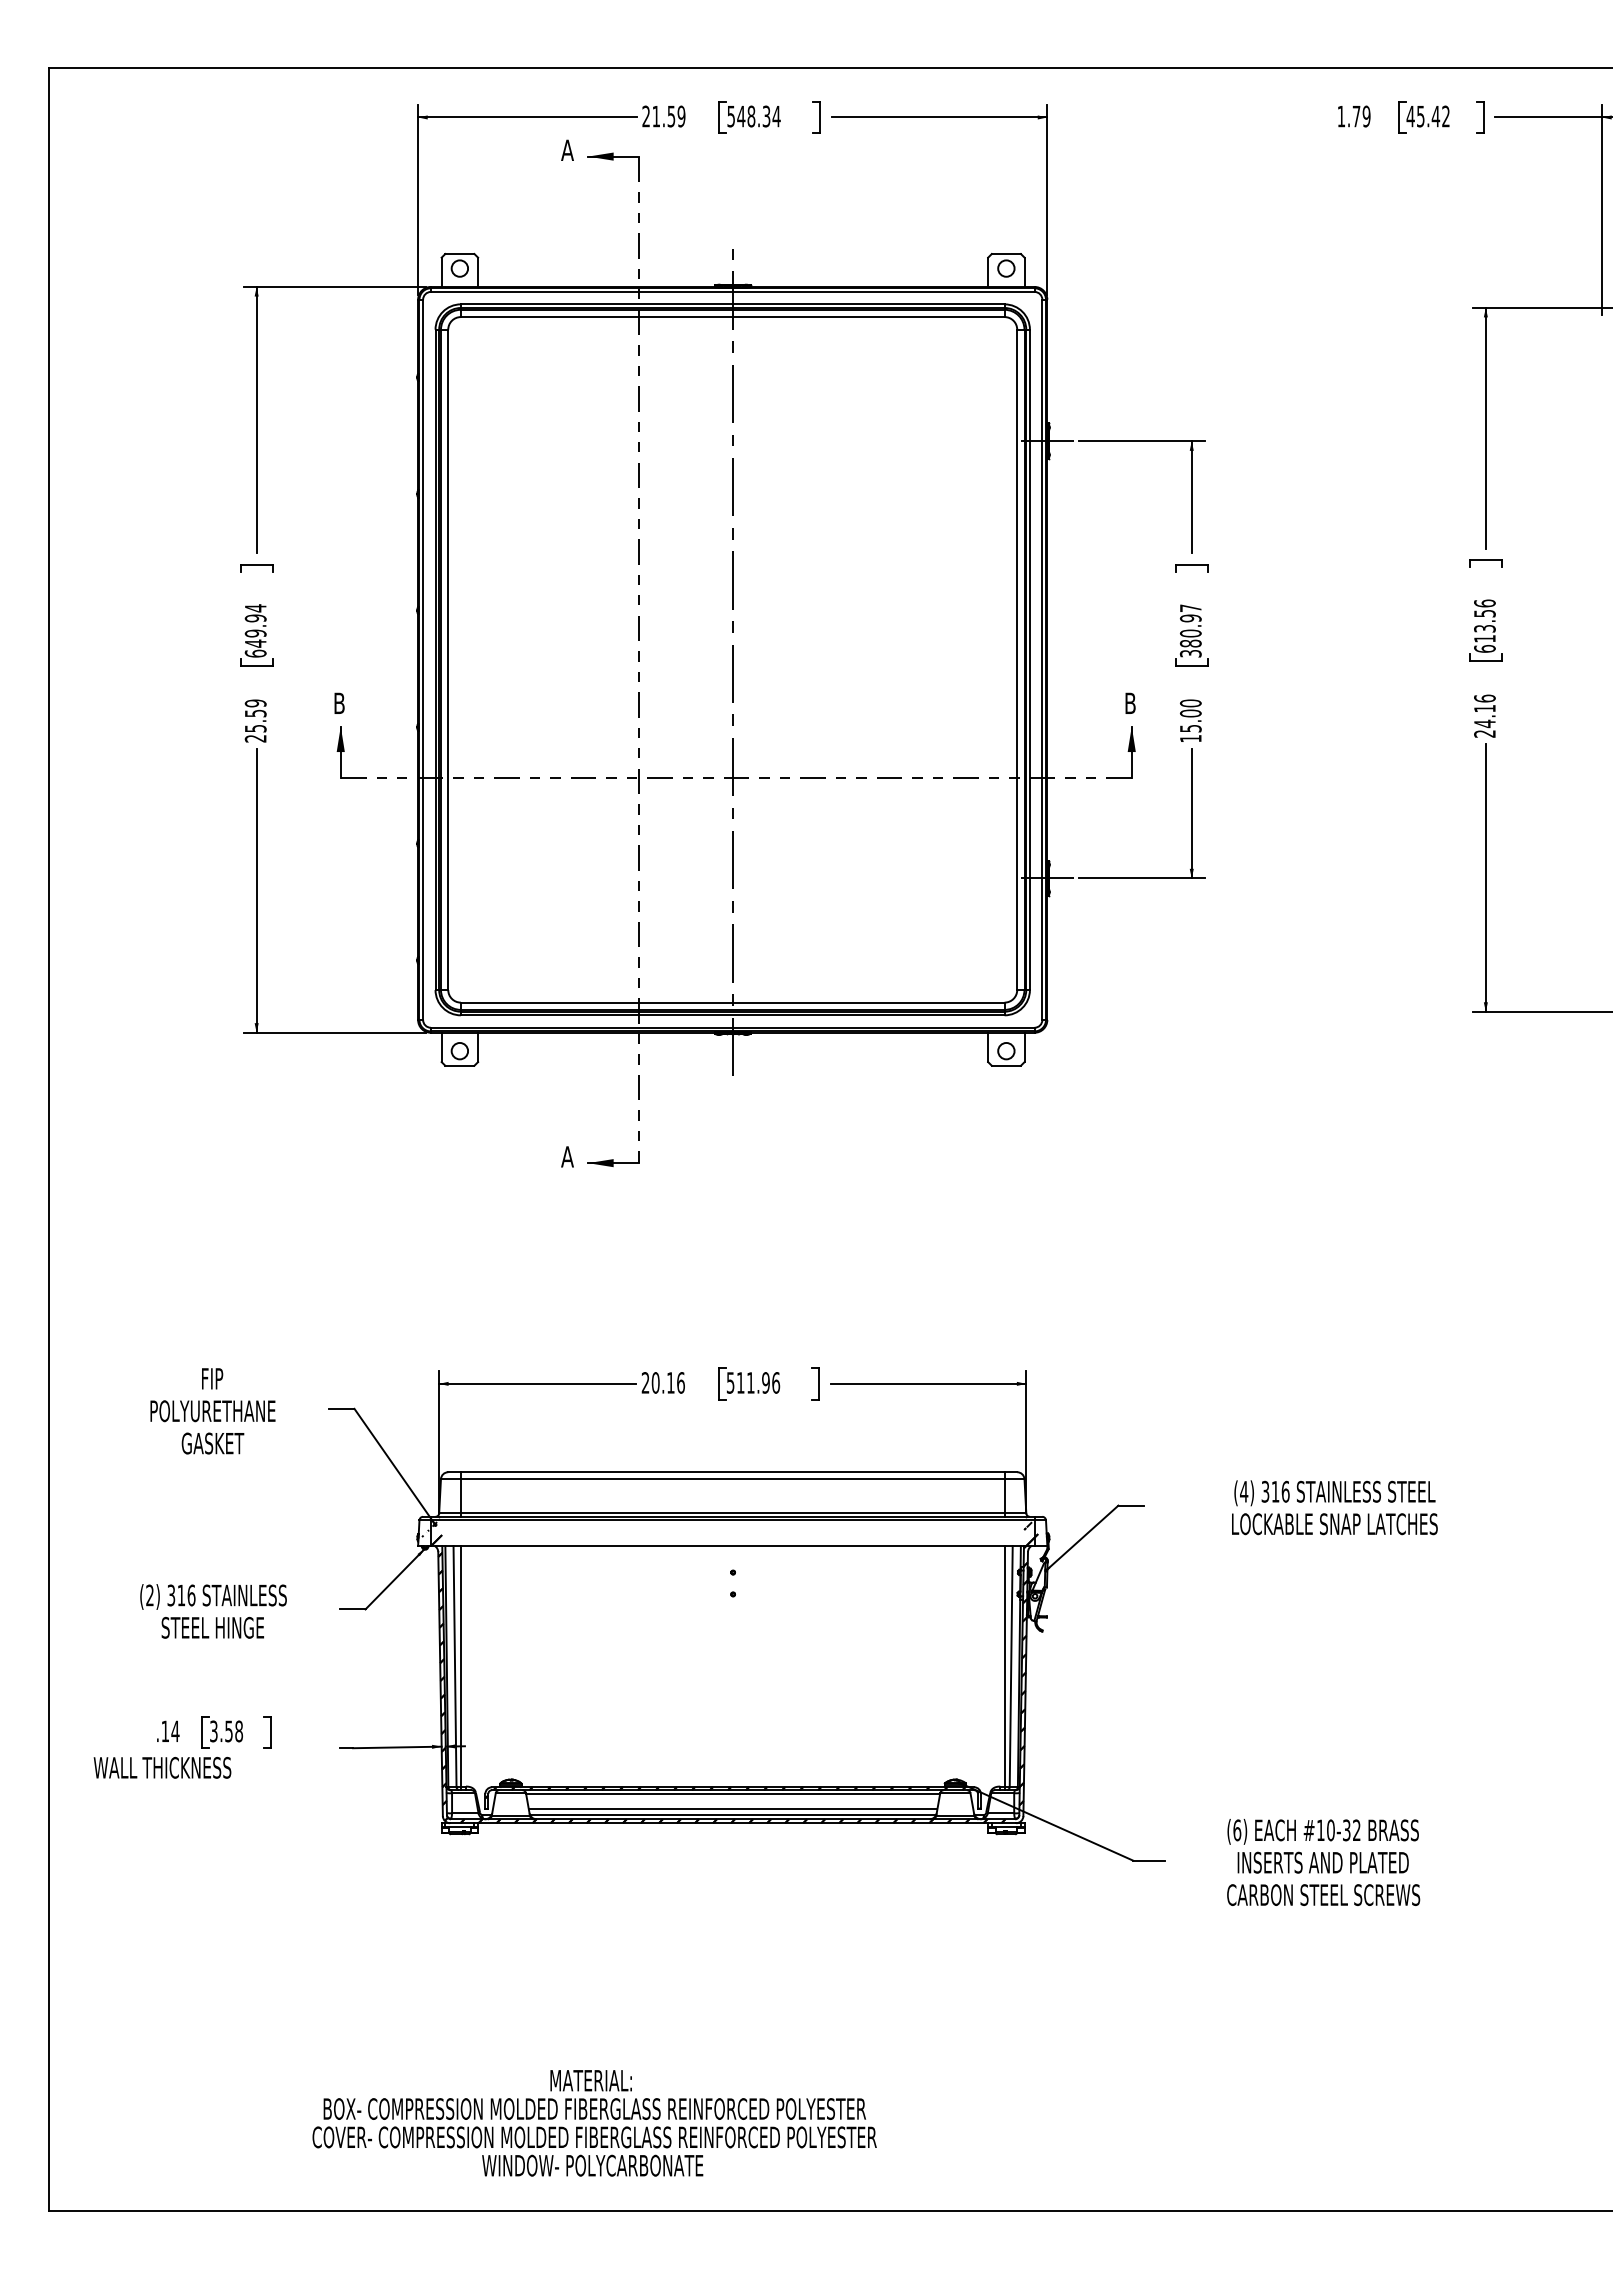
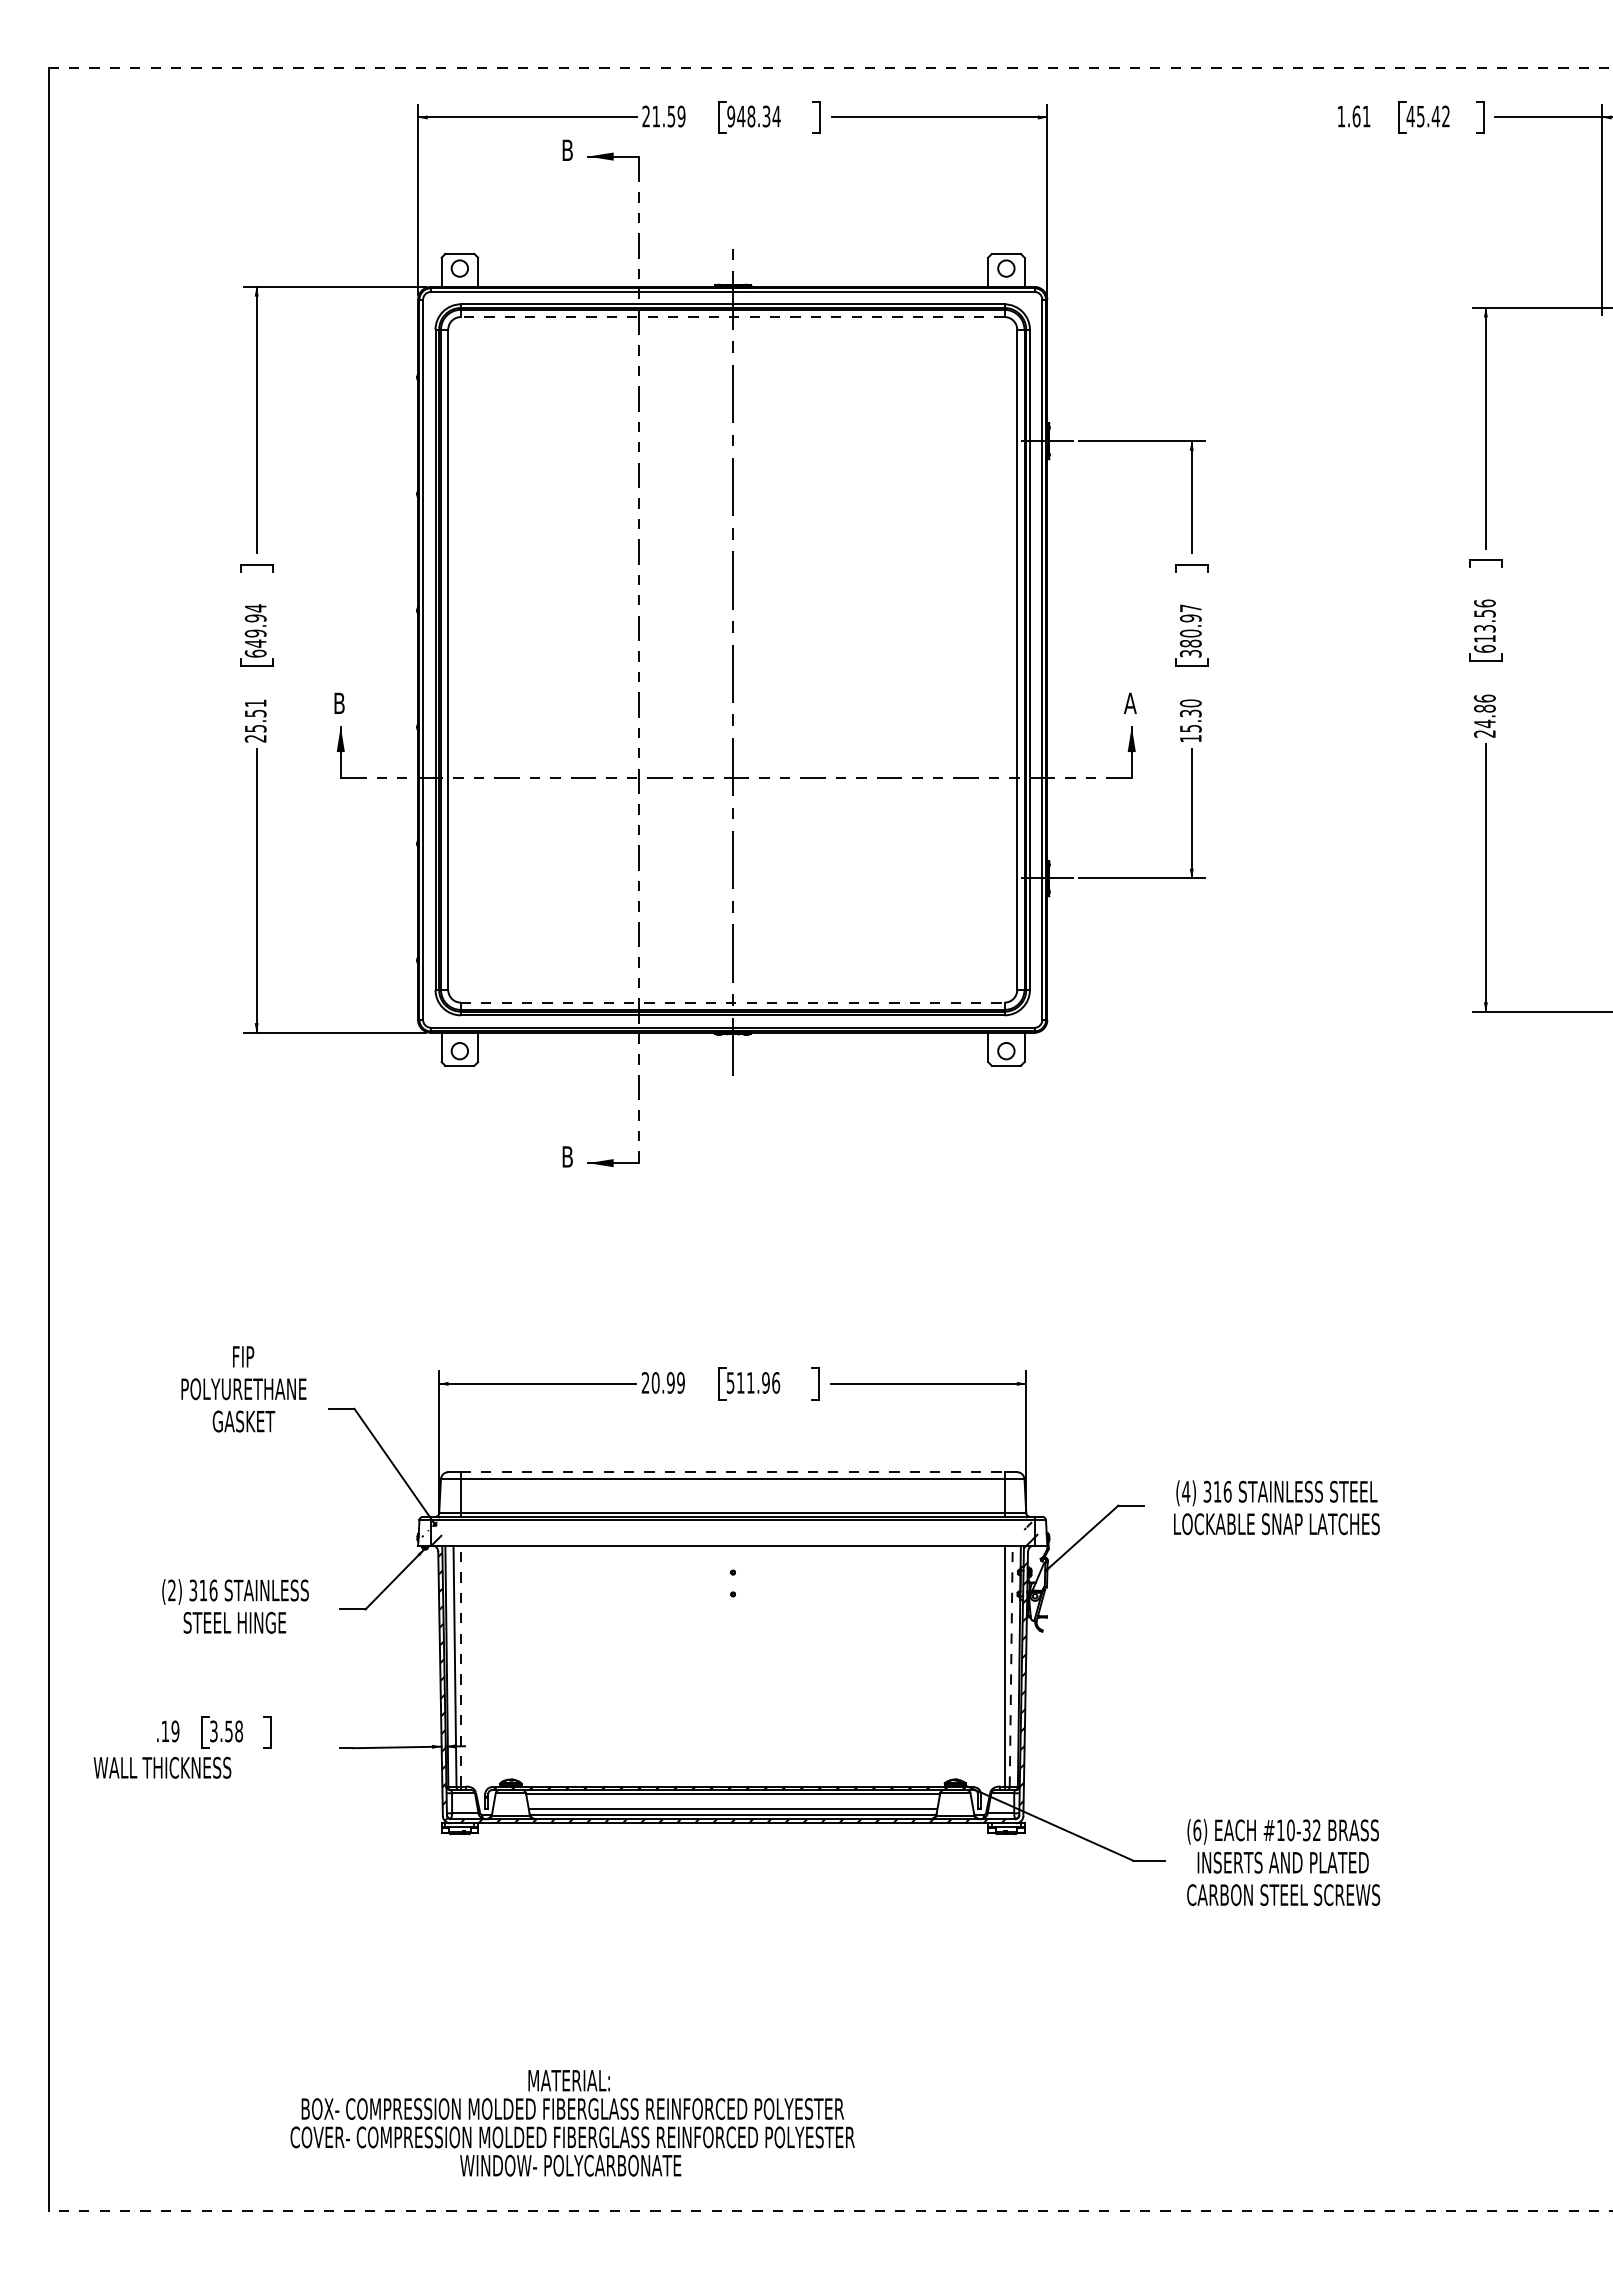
line: solid -> dashed (830, 68)
text: 548.34 -> 948.34 (731, 116)
text: 1.79 -> 1.61 (1361, 116)
text: A -> B (567, 149)
line: solid -> dashed (732, 317)
text: B -> A (1130, 702)
text: 25.59 -> 25.51 (255, 703)
text: 24.16 -> 24.86 (1484, 708)
text: 15.00 -> 15.30 (1190, 713)
line: solid -> dashed (732, 1002)
text: A -> B (567, 1156)
text: 20.16 -> 20.99 (675, 1382)
text position: (212, 1411) -> (243, 1389) (243, 1389)
line: solid -> dashed (732, 1472)
text position: (1334, 1507) -> (1276, 1507) (1276, 1507)
text position: (213, 1611) -> (235, 1606) (235, 1606)
line: solid -> dashed (461, 1665)
line: solid -> dashed (1011, 1665)
hatch: present -> none (733, 1675)
text: .14 -> .19 (175, 1731)
text position: (1323, 1862) -> (1283, 1862) (1283, 1862)
text position: (594, 2123) -> (572, 2123) (572, 2123)
line: solid -> dashed (830, 2210)
